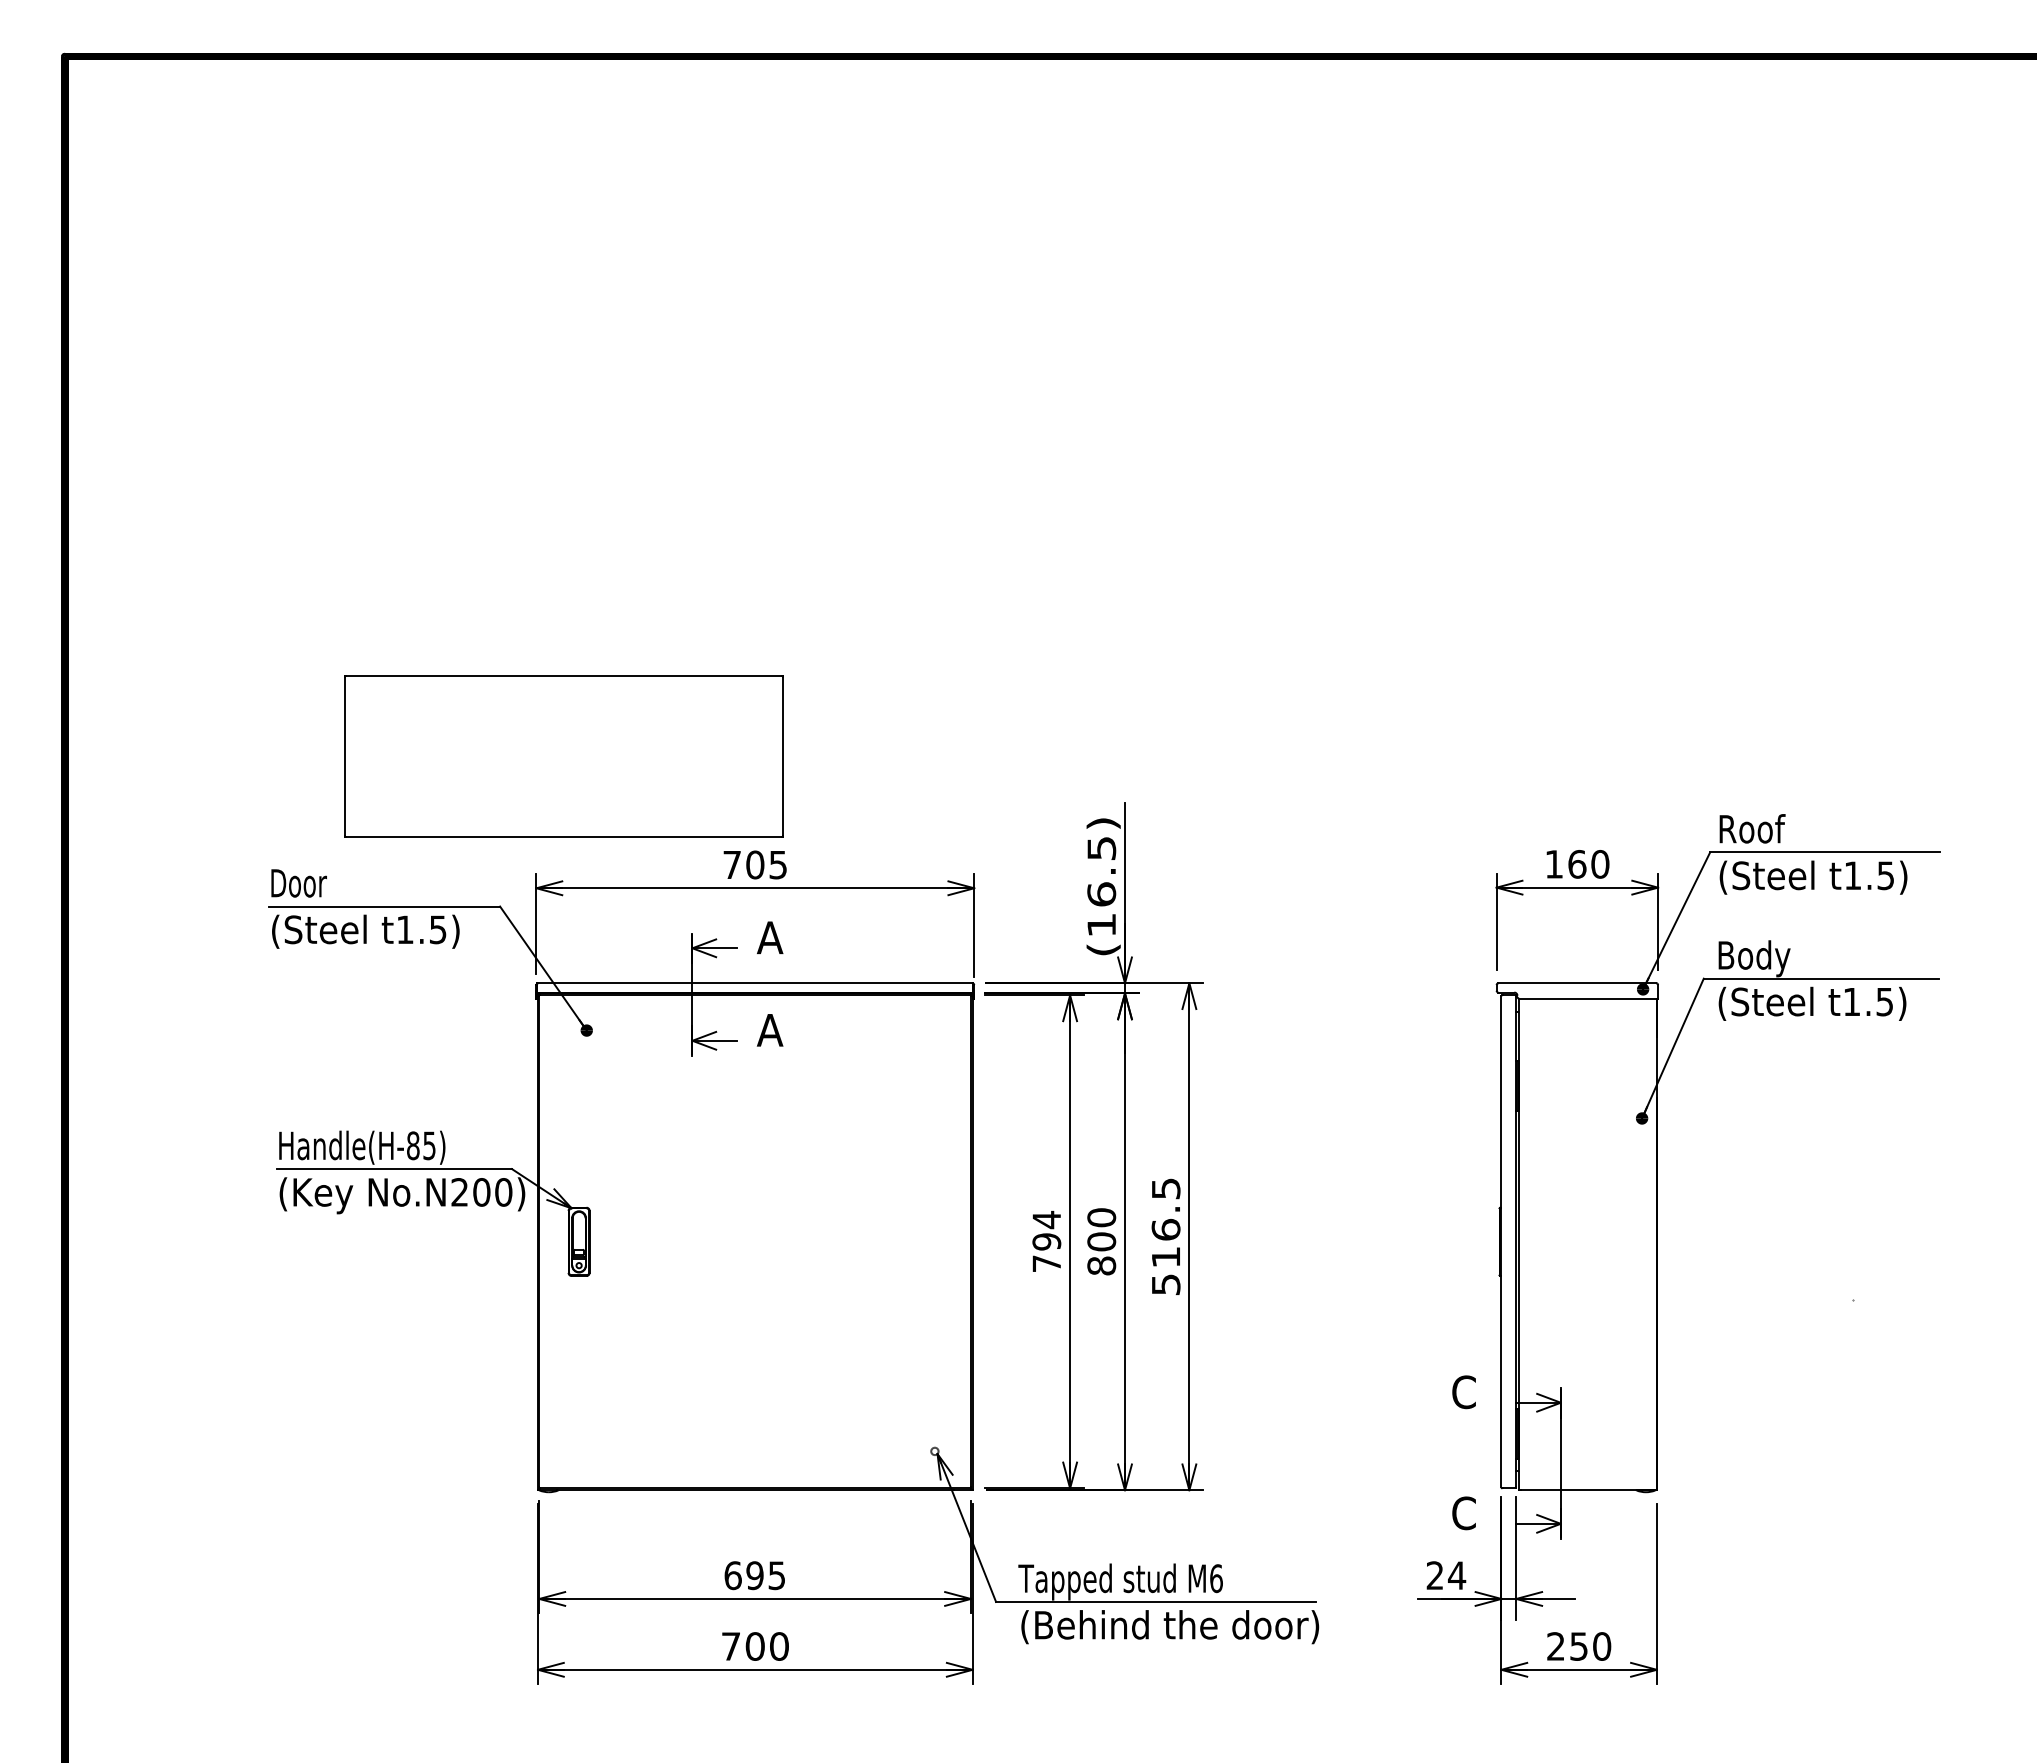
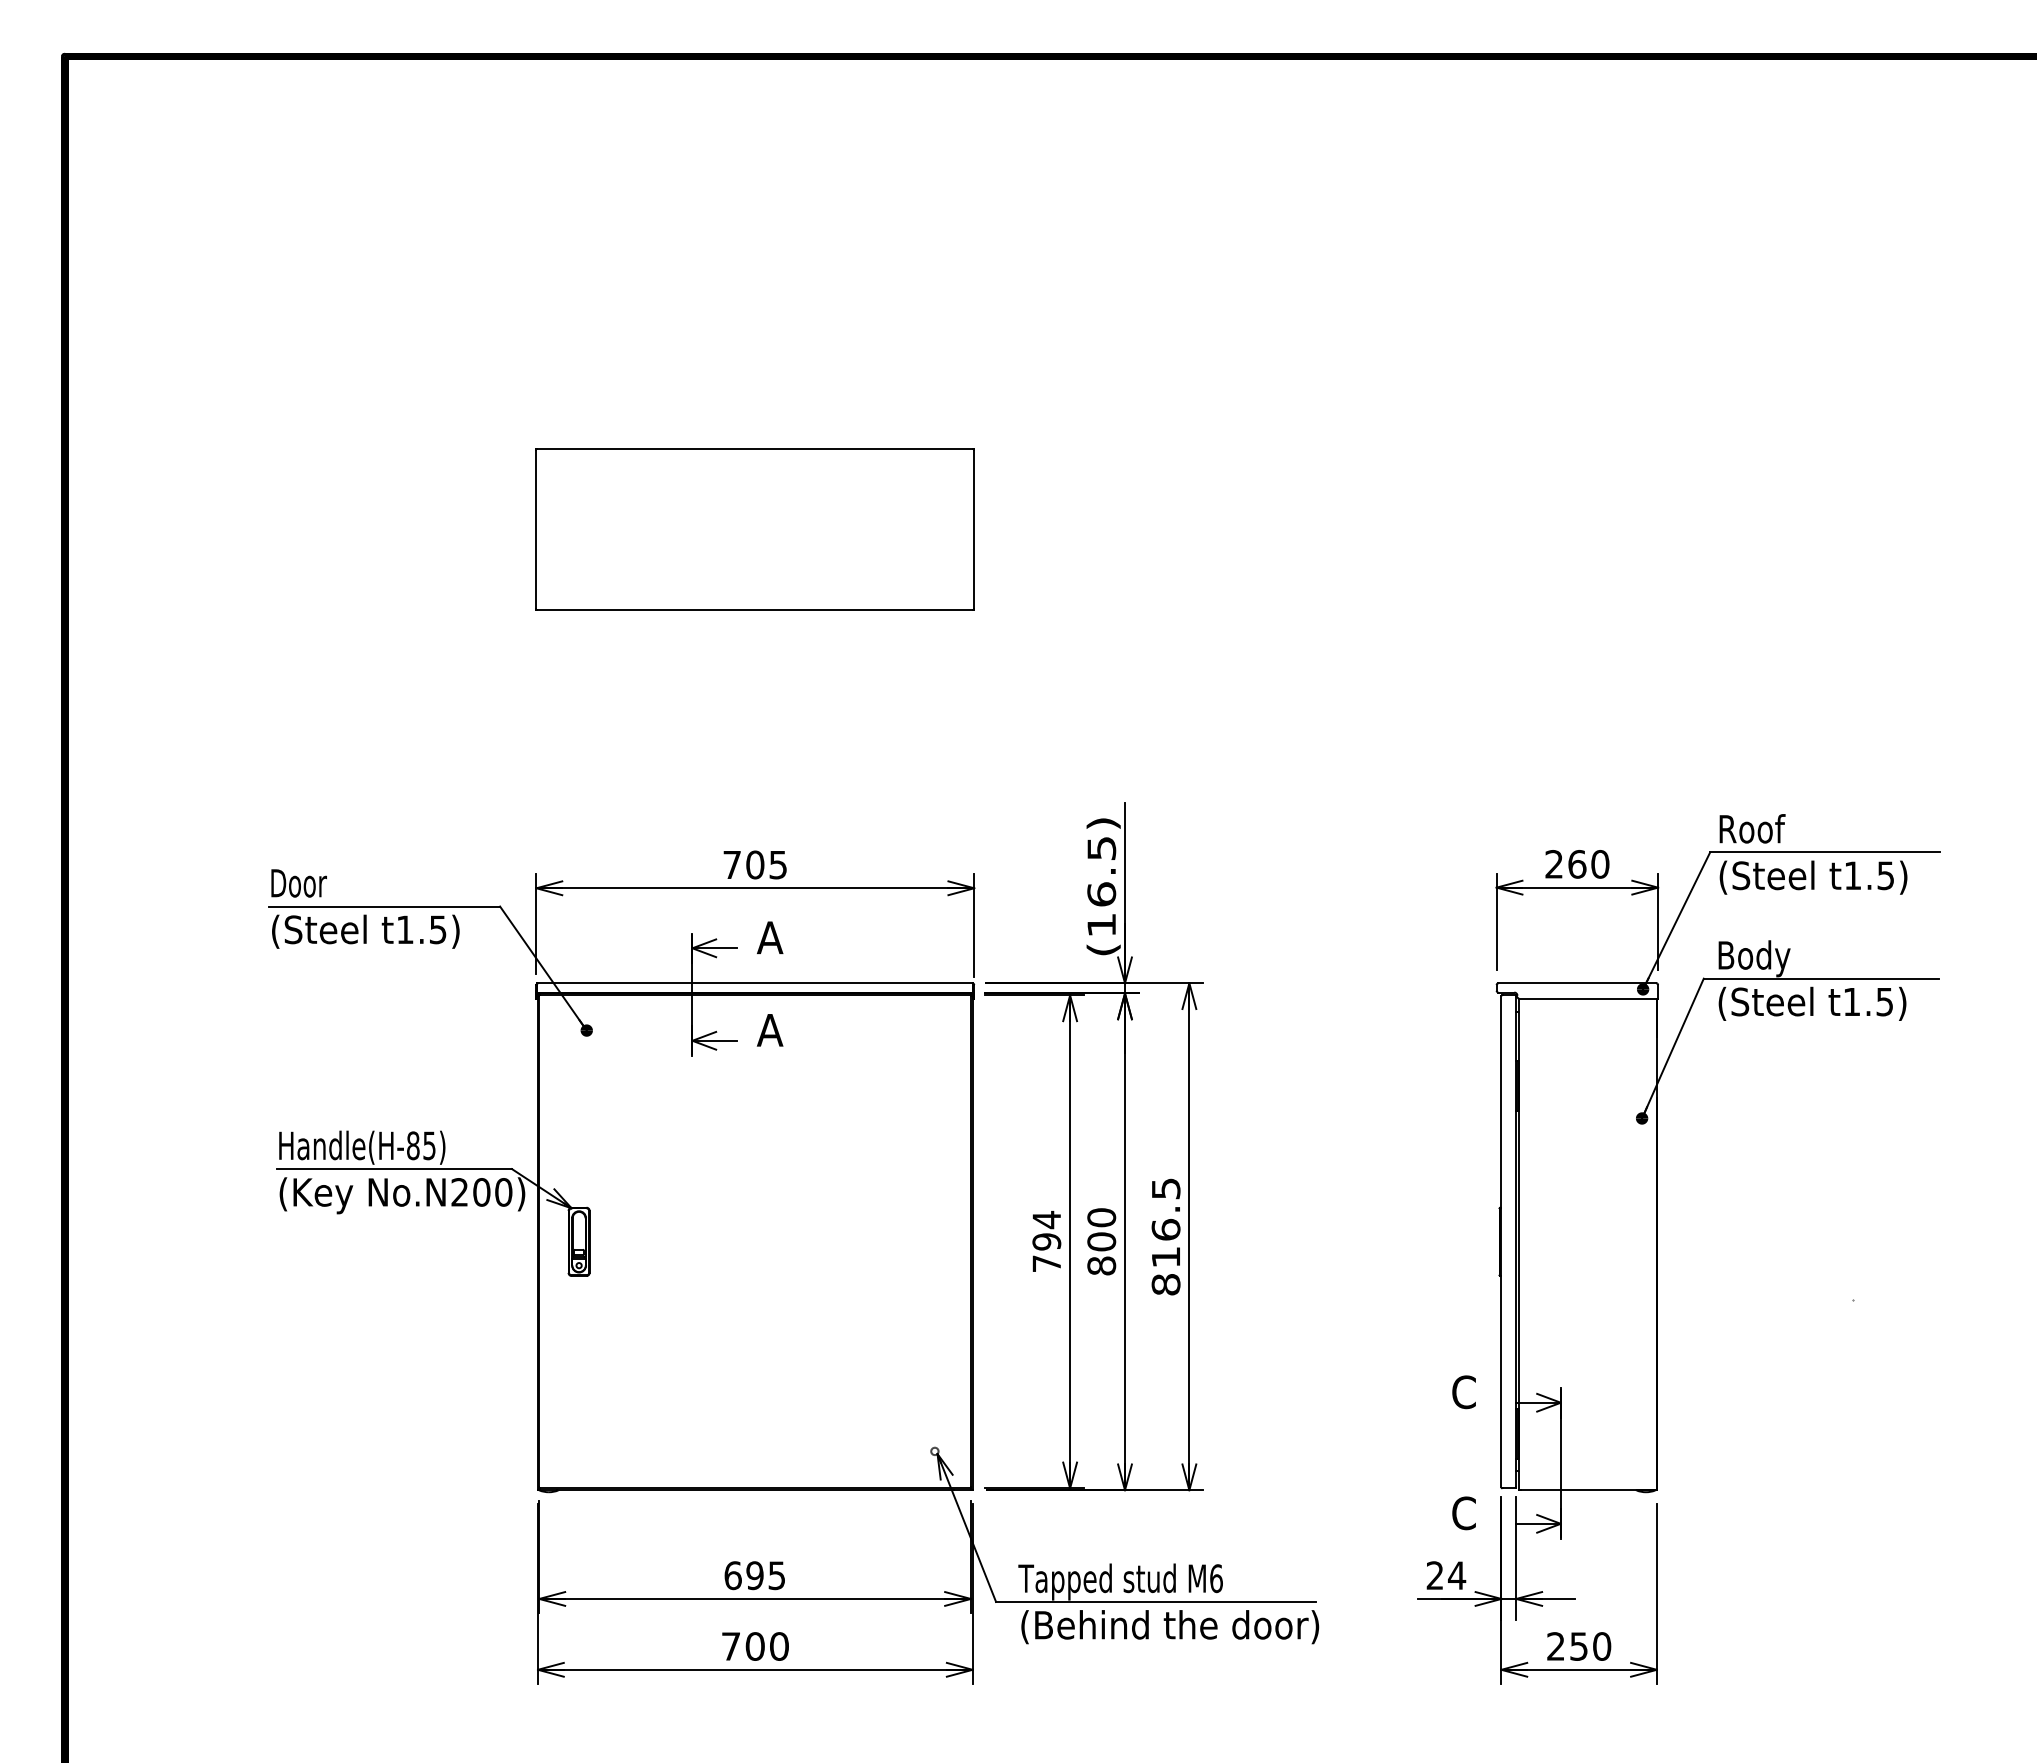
part position: (563, 756) -> (754, 529) (754, 529)
text: 160 -> 260 (1553, 864)
text: 516.5 -> 816.5 (1165, 1284)
